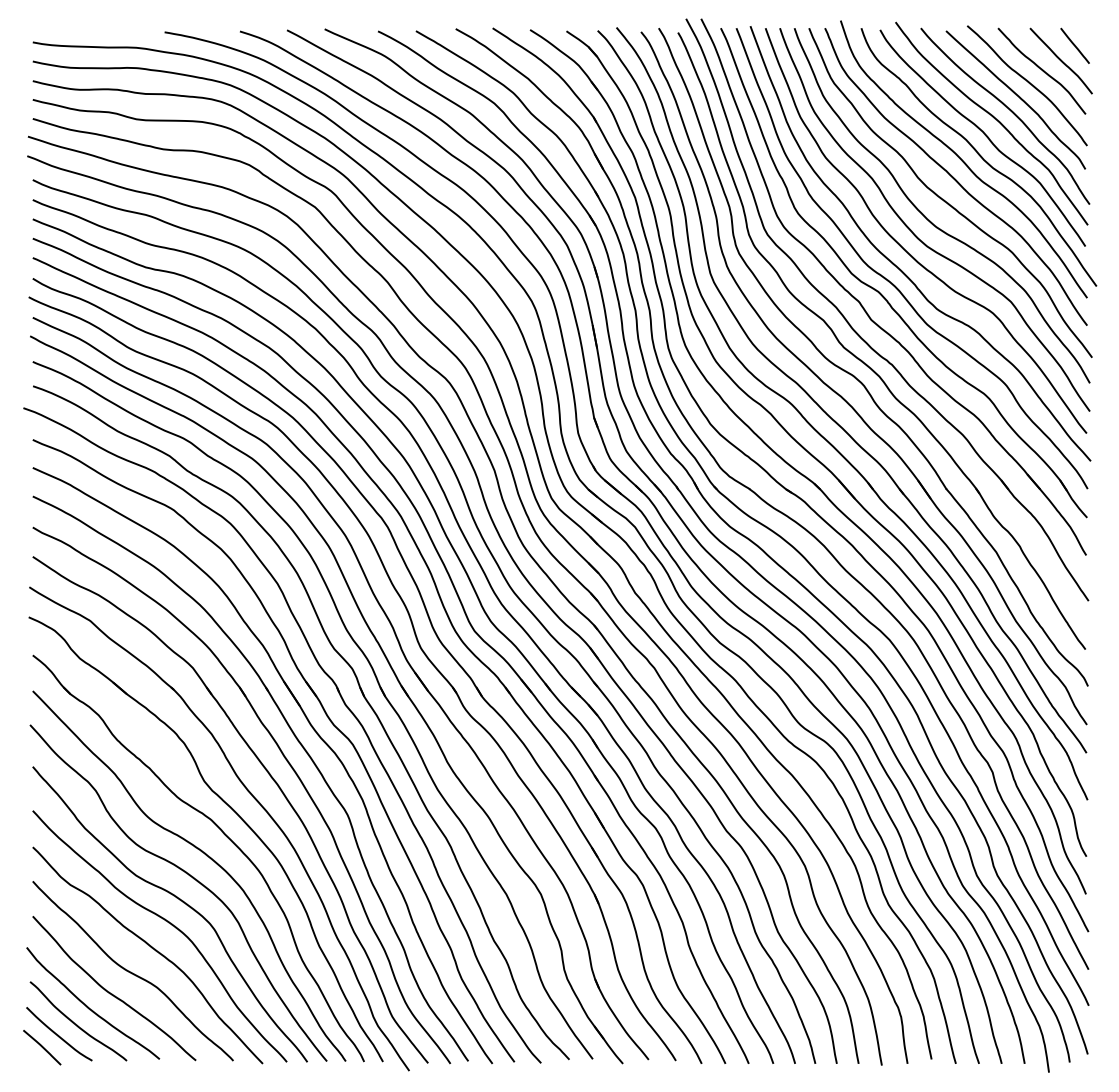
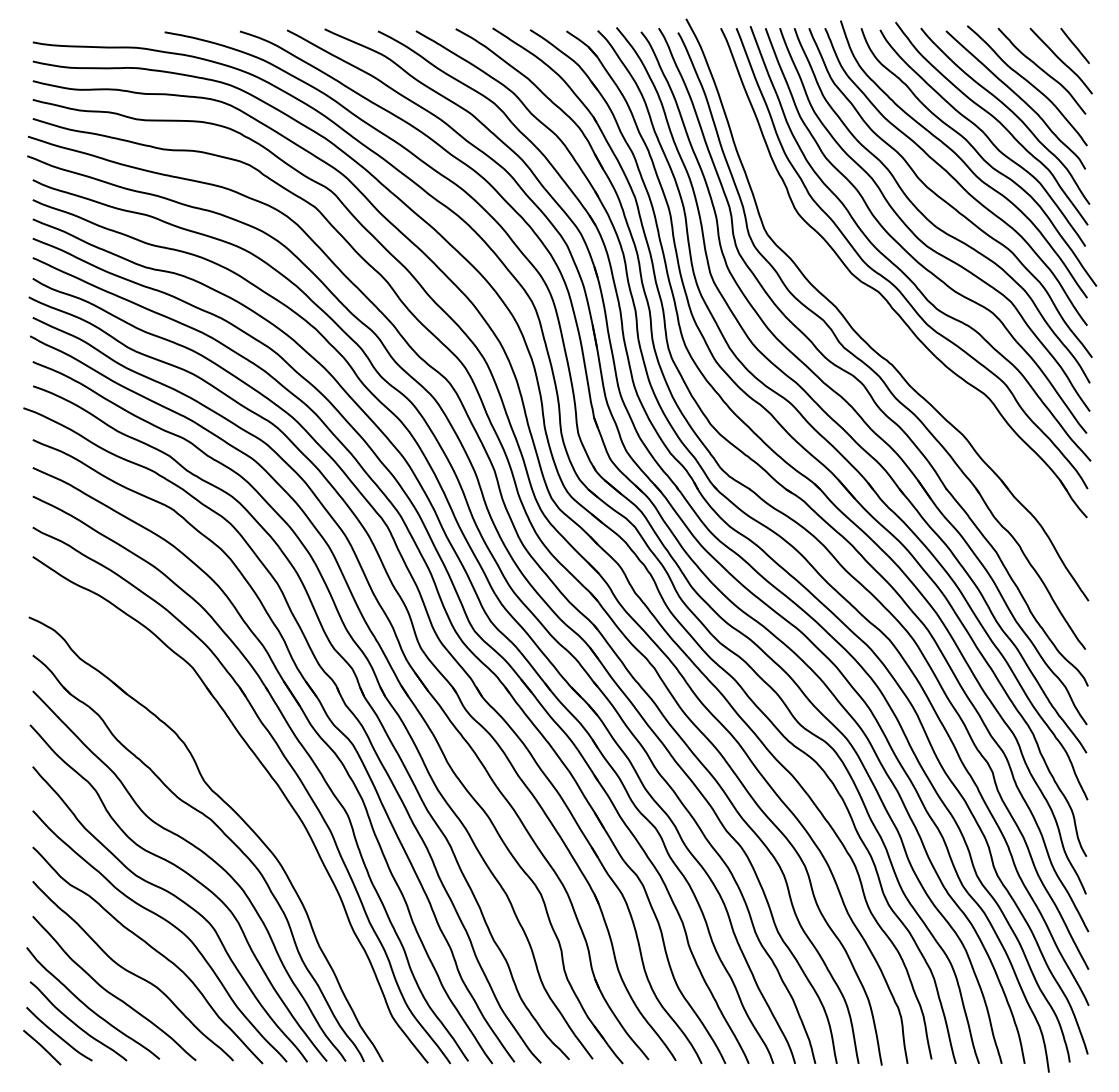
part: present -> none (864, 307)
part: present -> none (253, 798)
